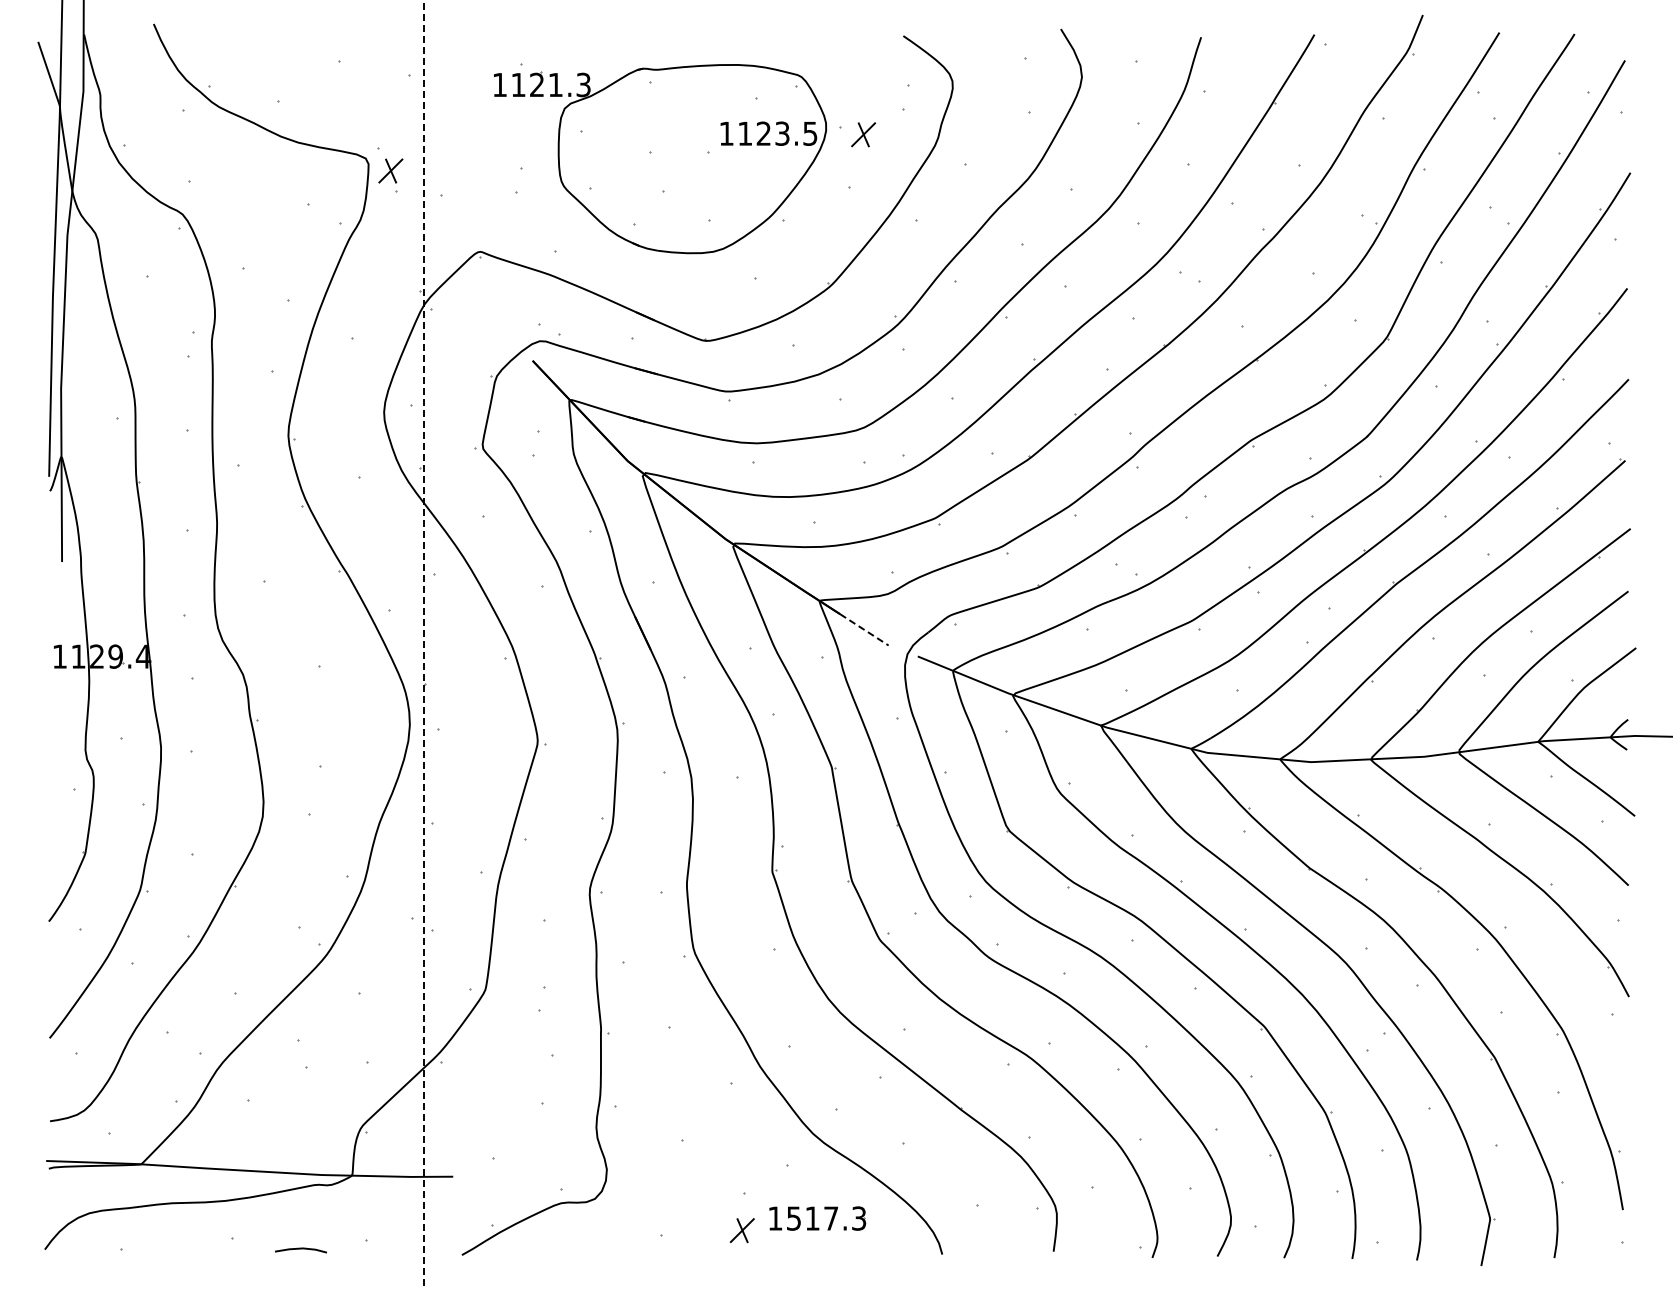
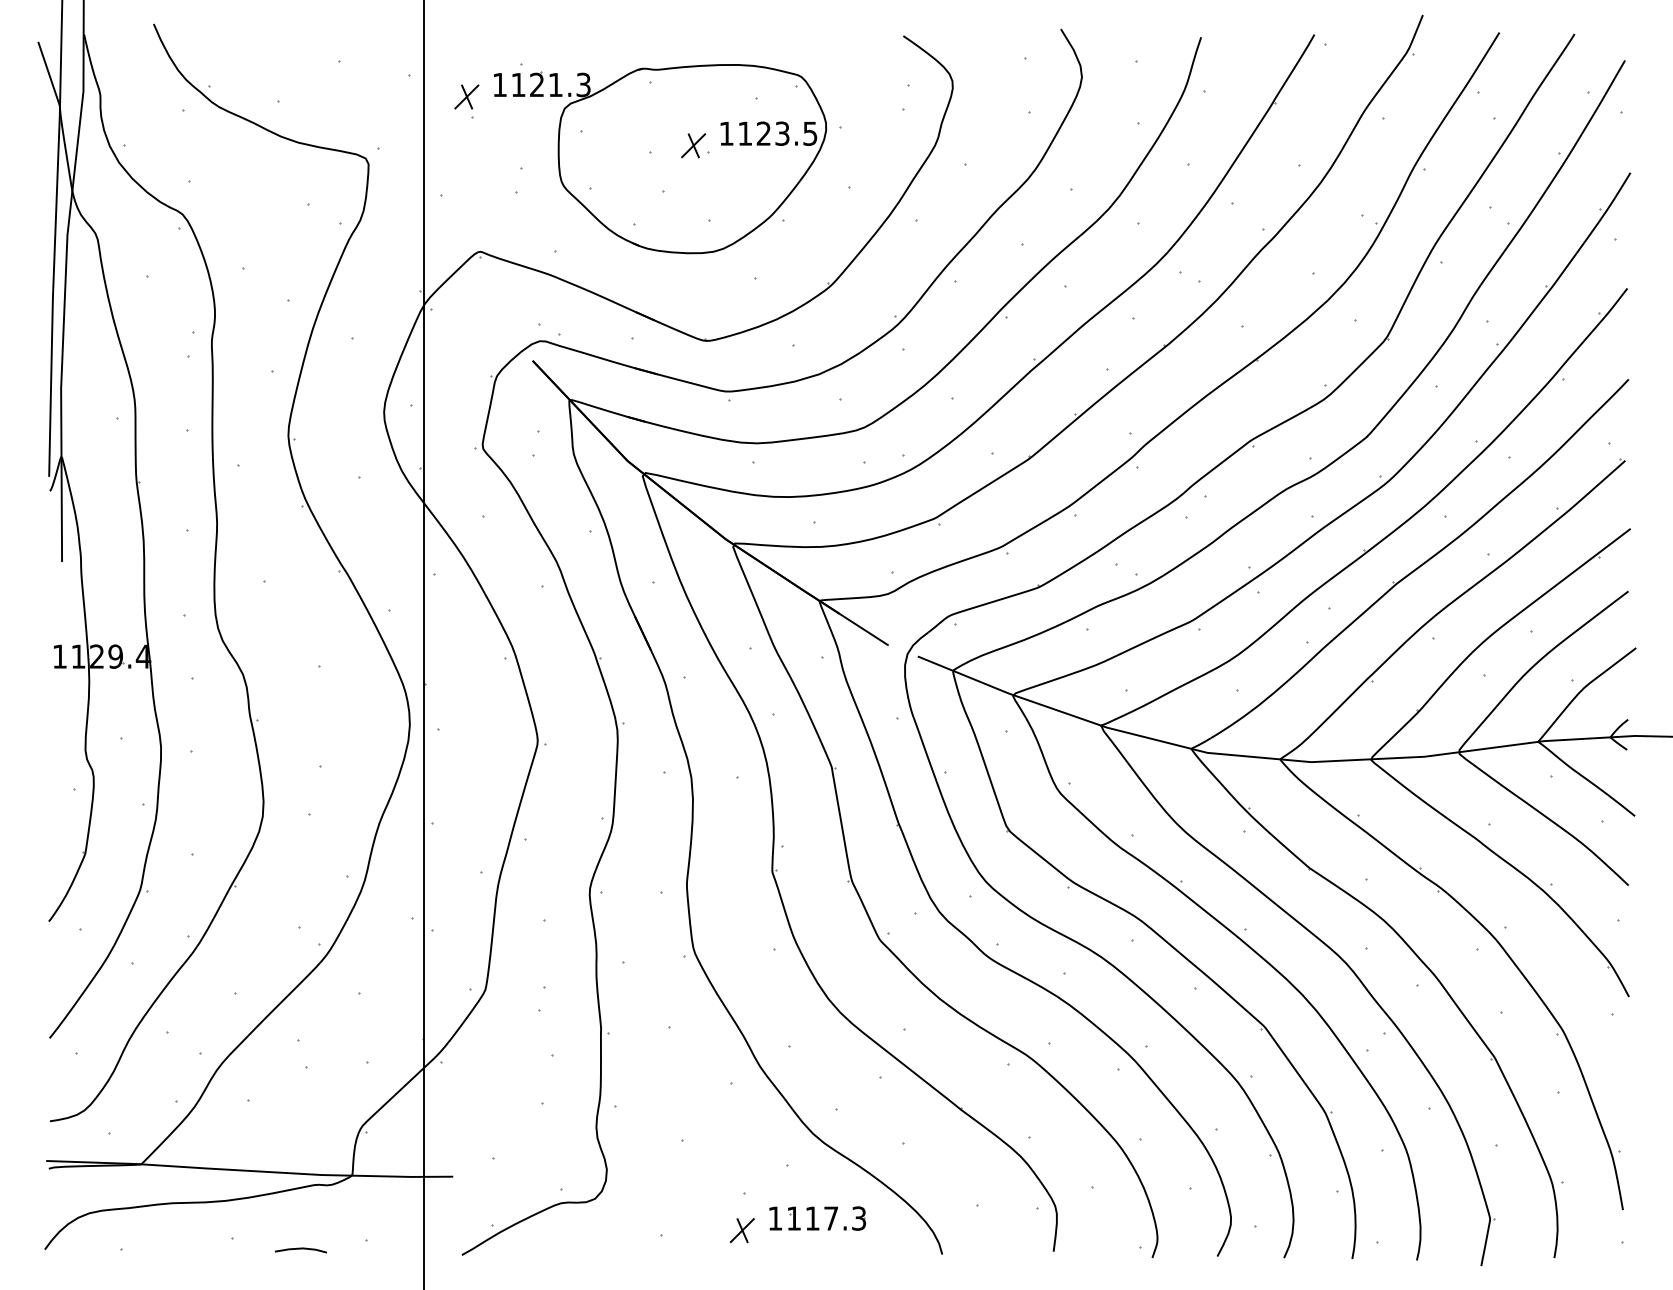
part position: (863, 134) -> (693, 145) (693, 145)
part position: (390, 175) -> (466, 101) (466, 101)
line: dashed -> solid (864, 629)
line: dashed -> solid (424, 645)
text: 1517.3 -> 1117.3 (793, 1218)
